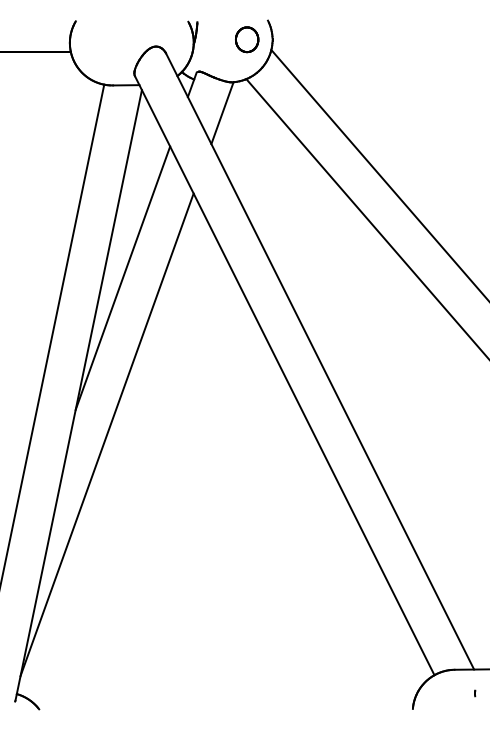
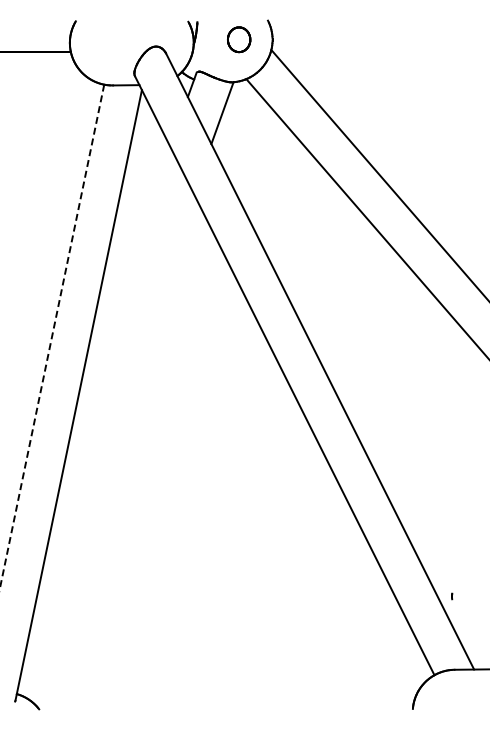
part position: (247, 39) -> (239, 39) (239, 39)
line: present -> none (122, 277)
line: solid -> dashed (52, 335)
line: present -> none (106, 434)
part position: (475, 693) -> (452, 596) (452, 596)
